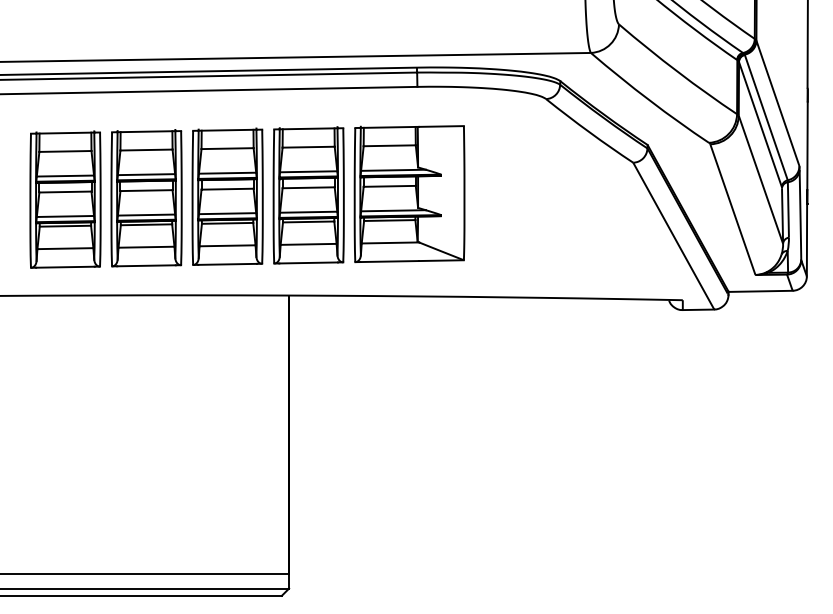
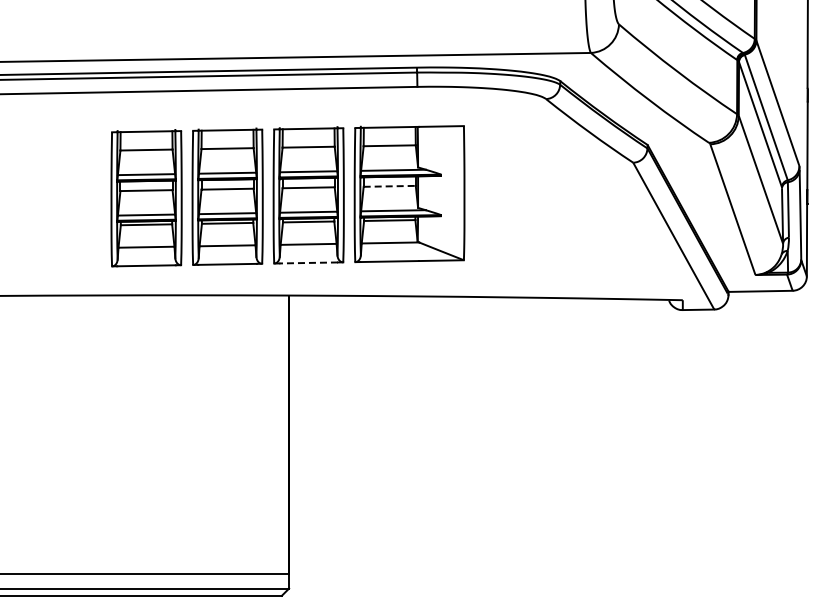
line: solid -> dashed (390, 186)
part: present -> none (65, 199)
line: solid -> dashed (308, 262)
